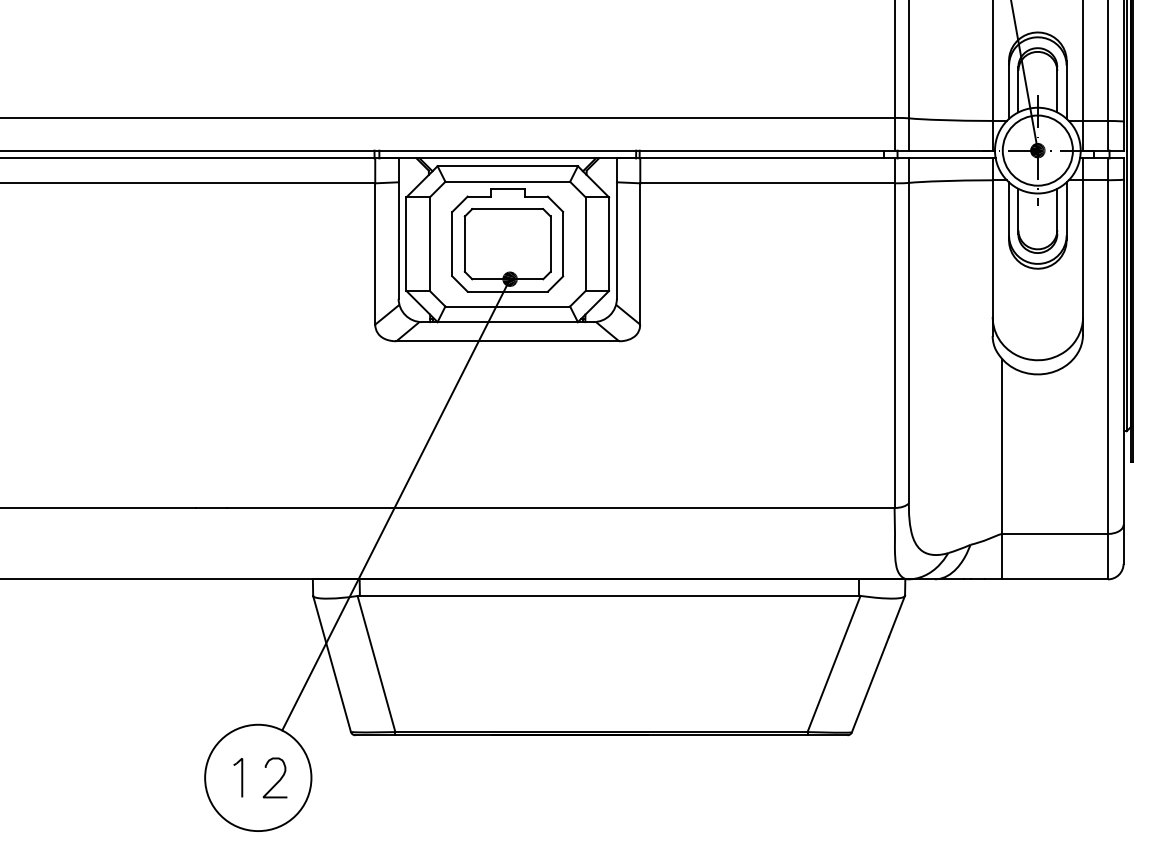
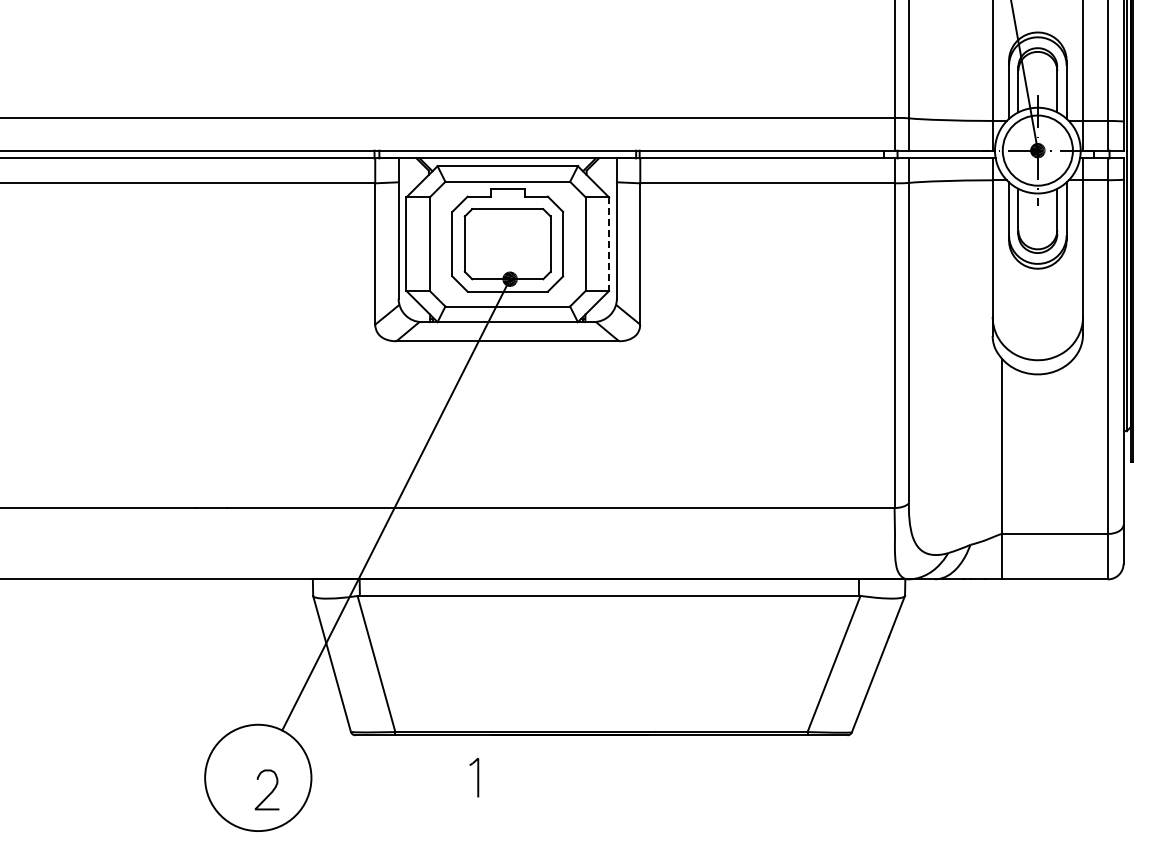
line: solid -> dashed (609, 244)
part position: (238, 777) -> (474, 777) (474, 777)
curve position: (278, 780) -> (270, 792) (270, 792)
